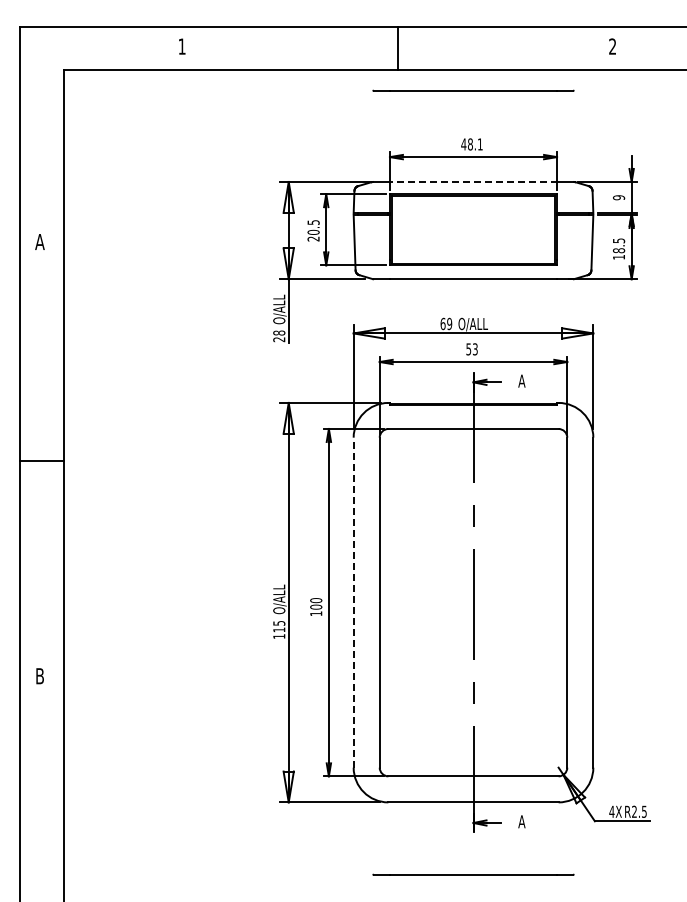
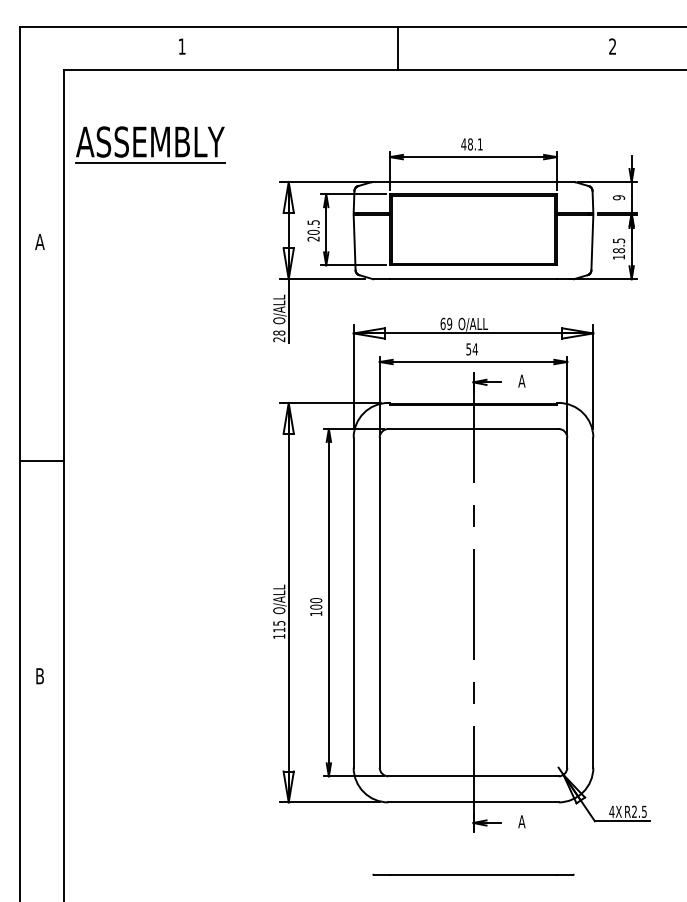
line: present -> none (473, 90)
part: none -> present (150, 144)
line: dashed -> solid (473, 182)
text: 53 -> 54 (474, 349)
line: dashed -> solid (353, 602)
